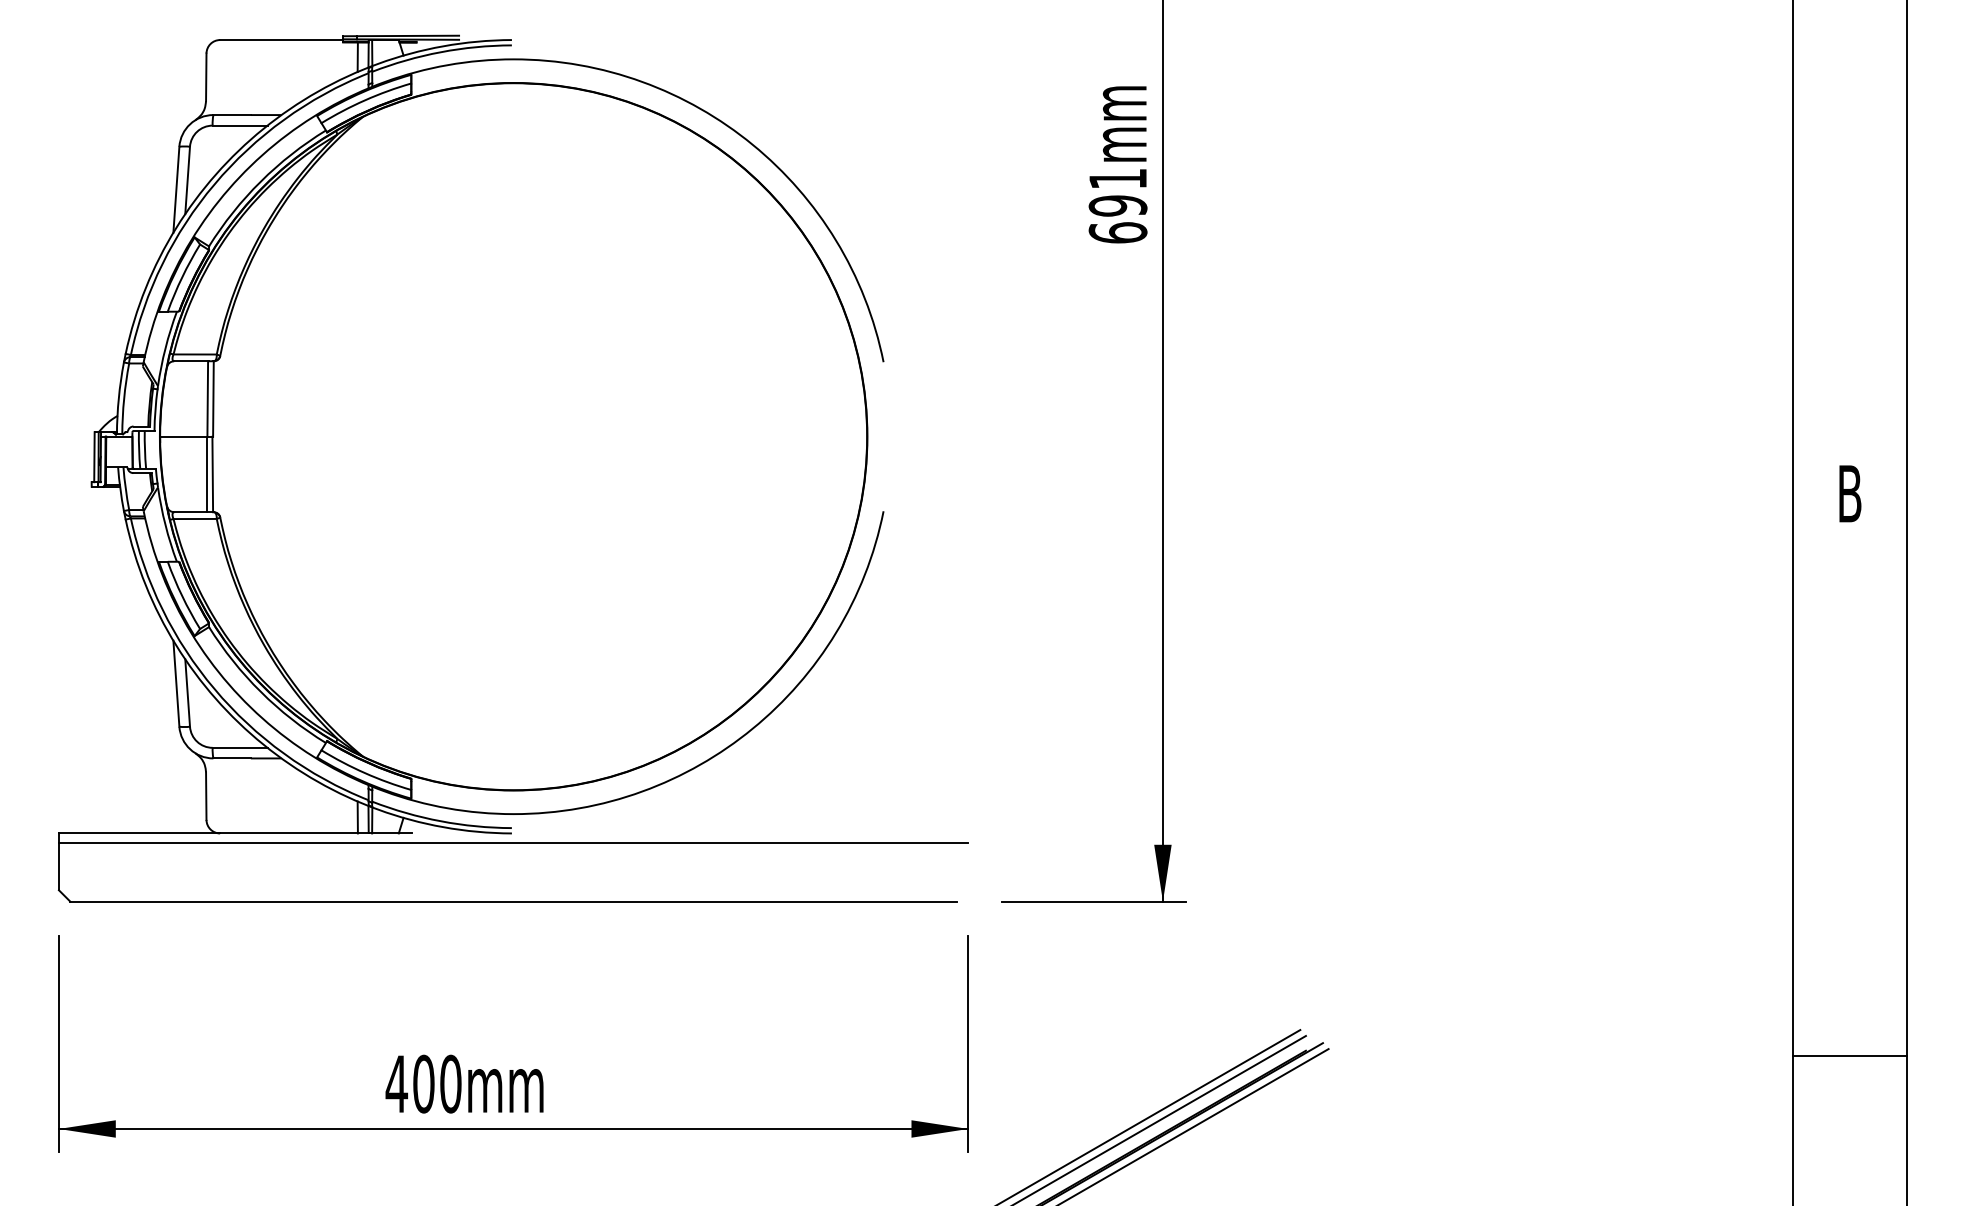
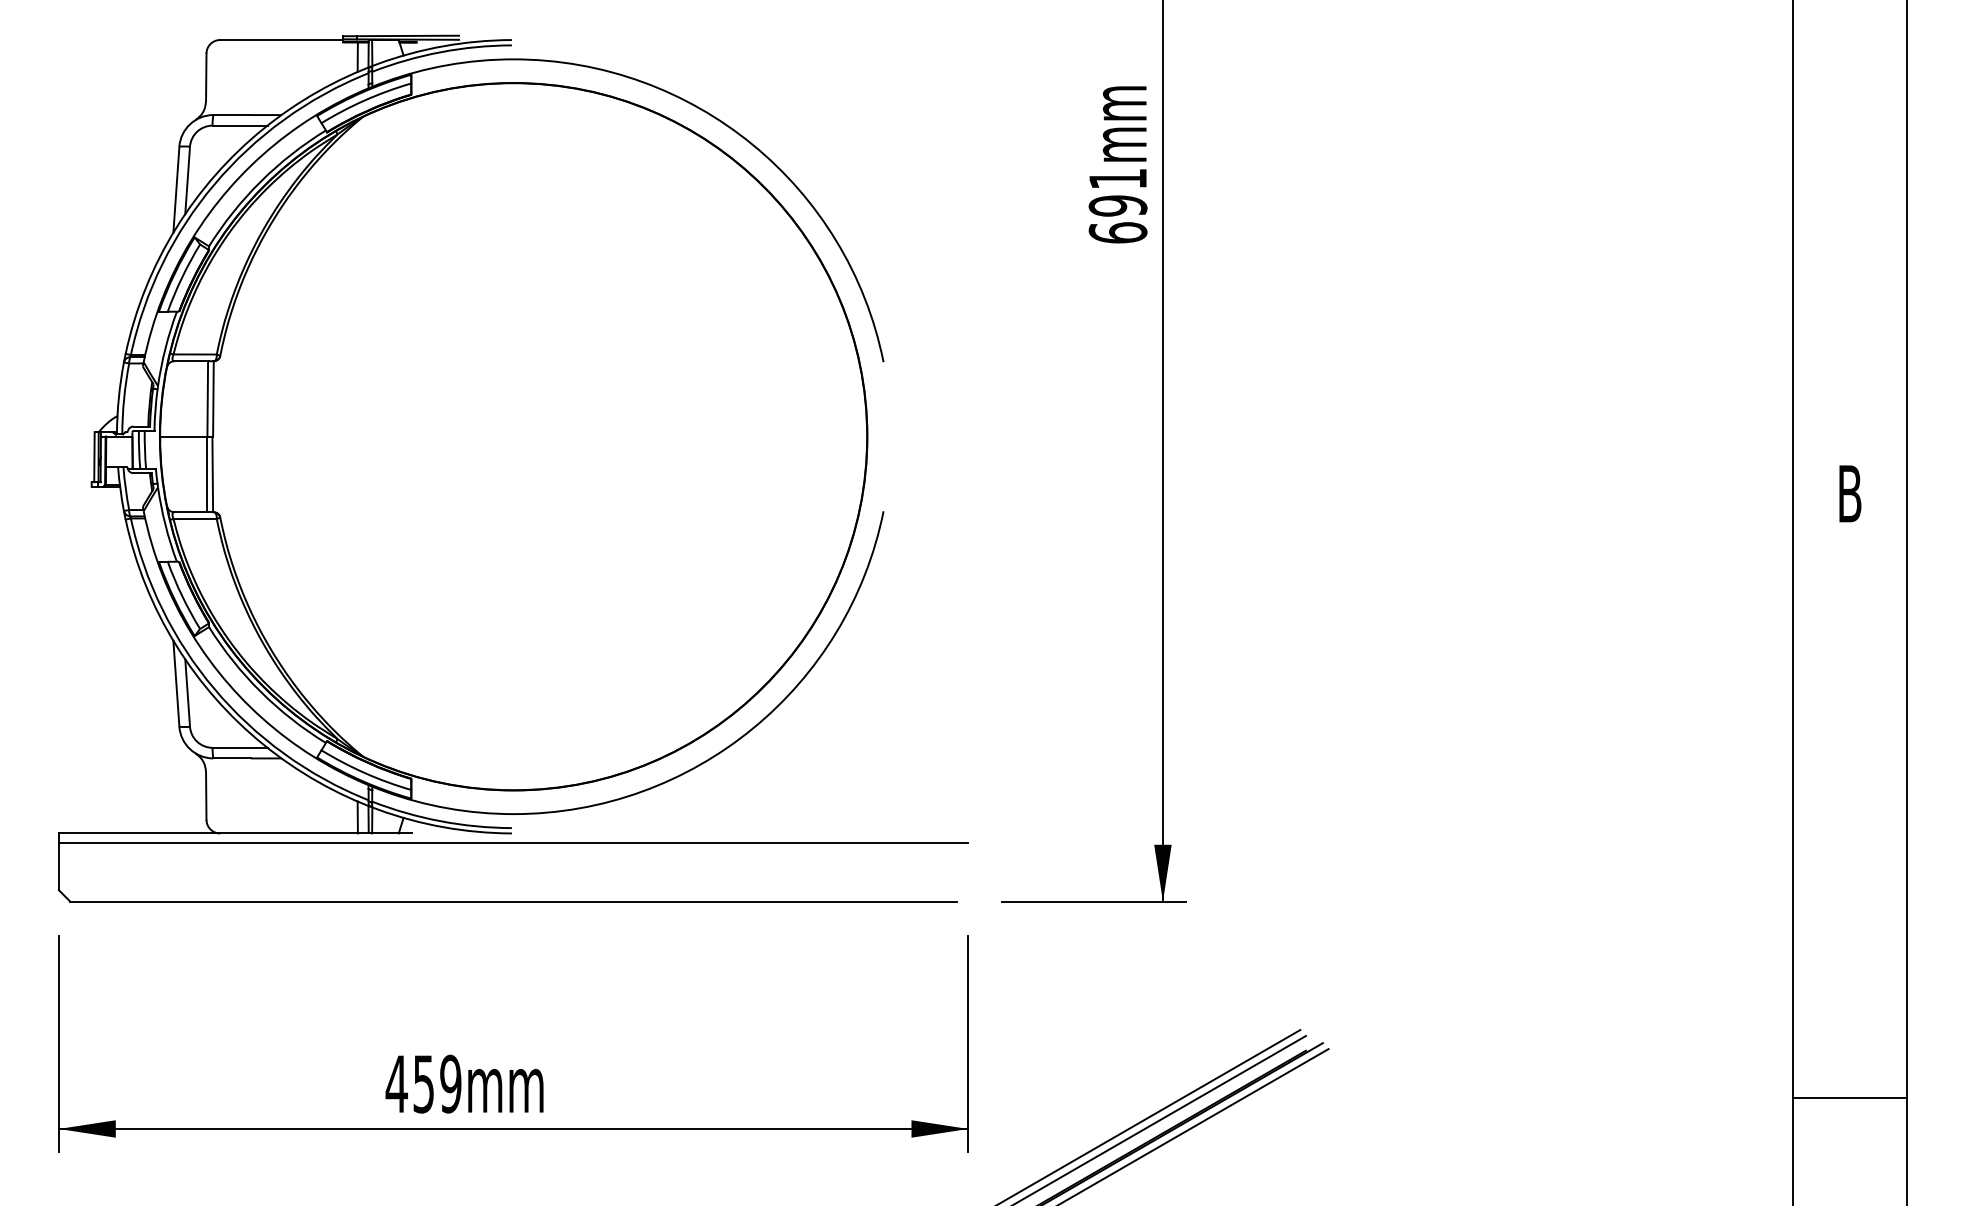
line position: (1850, 1055) -> (1850, 1097) (1850, 1097)
text: 400mm -> 459mm (437, 1083)
